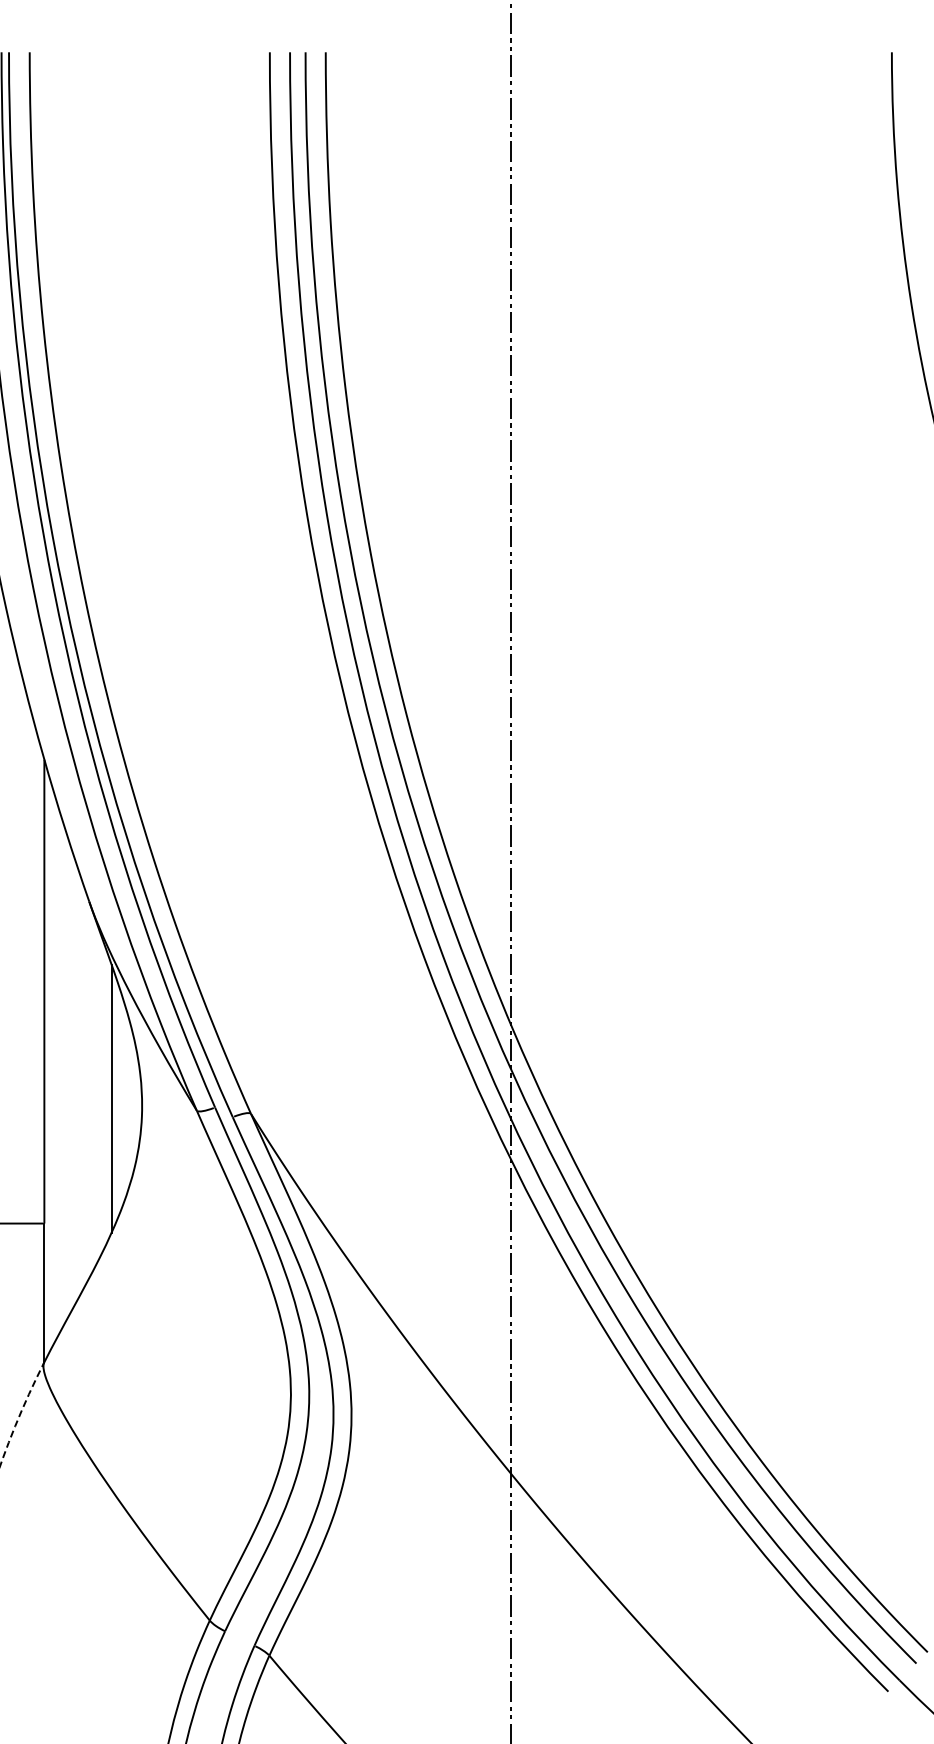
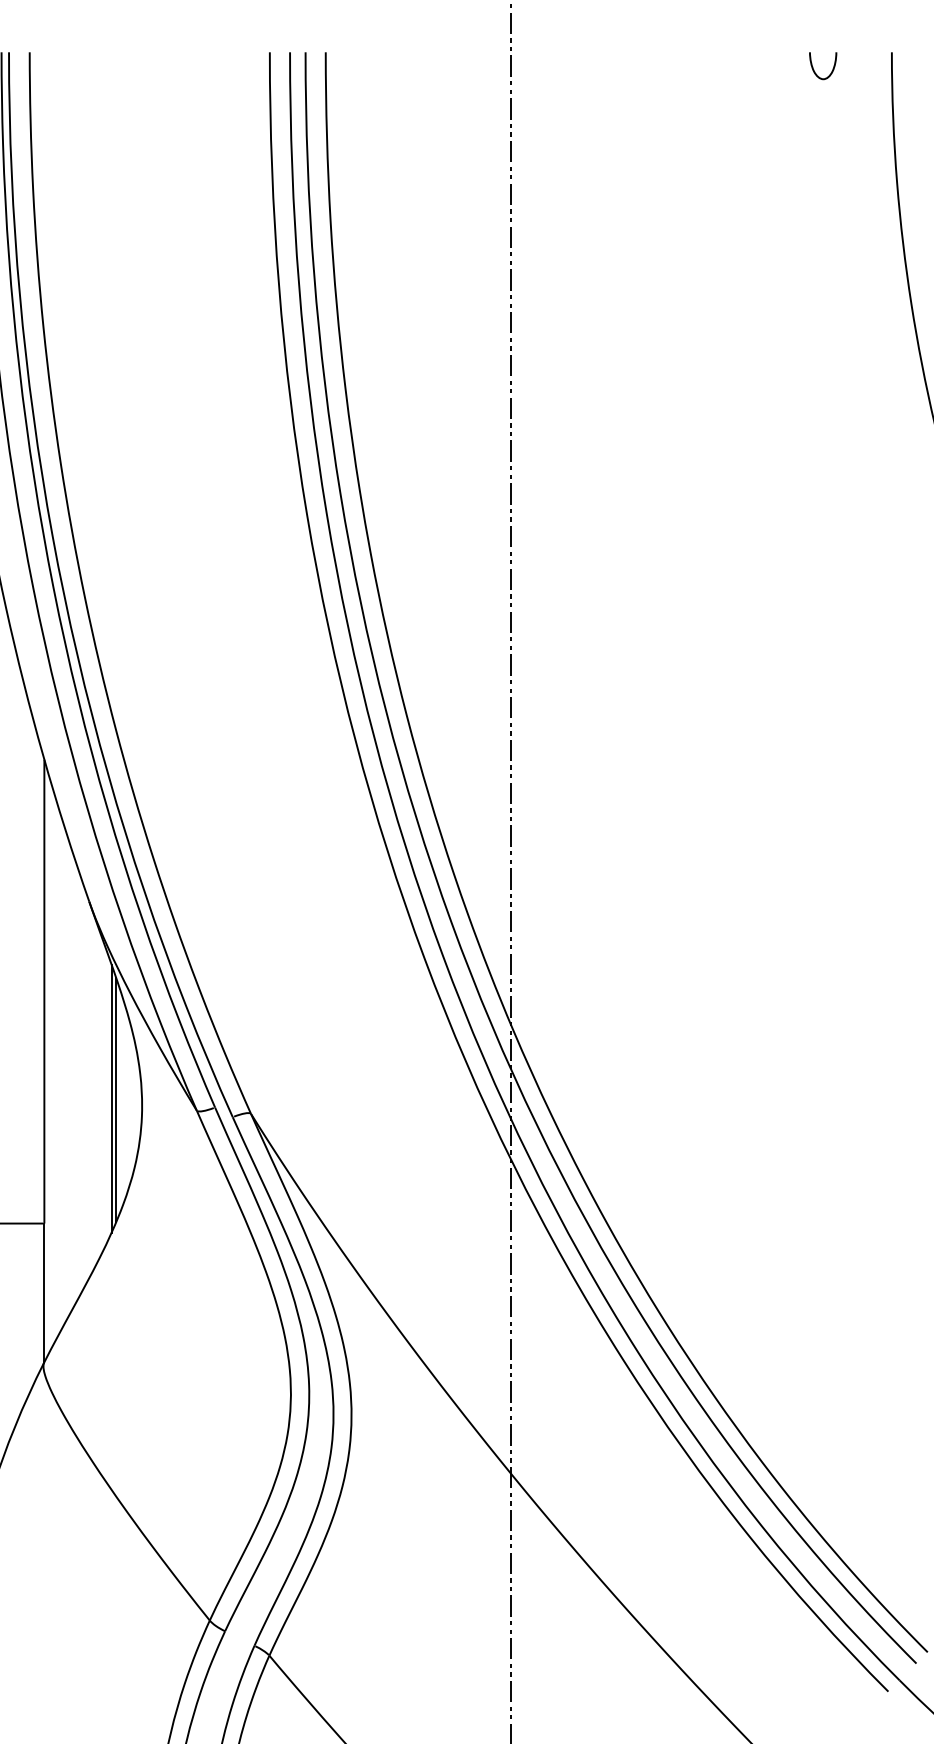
curve: none -> present (832, 68)
line: none -> present (116, 1099)
arc: dashed -> solid (20, 1413)
